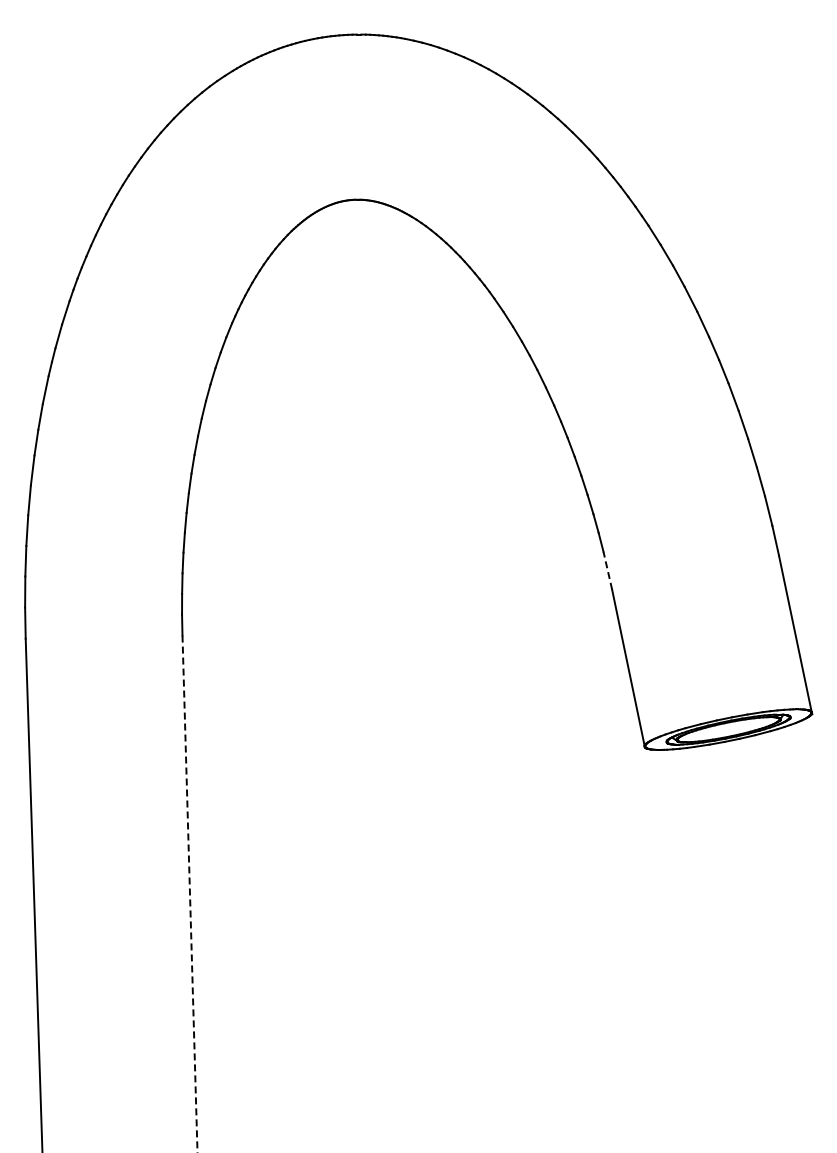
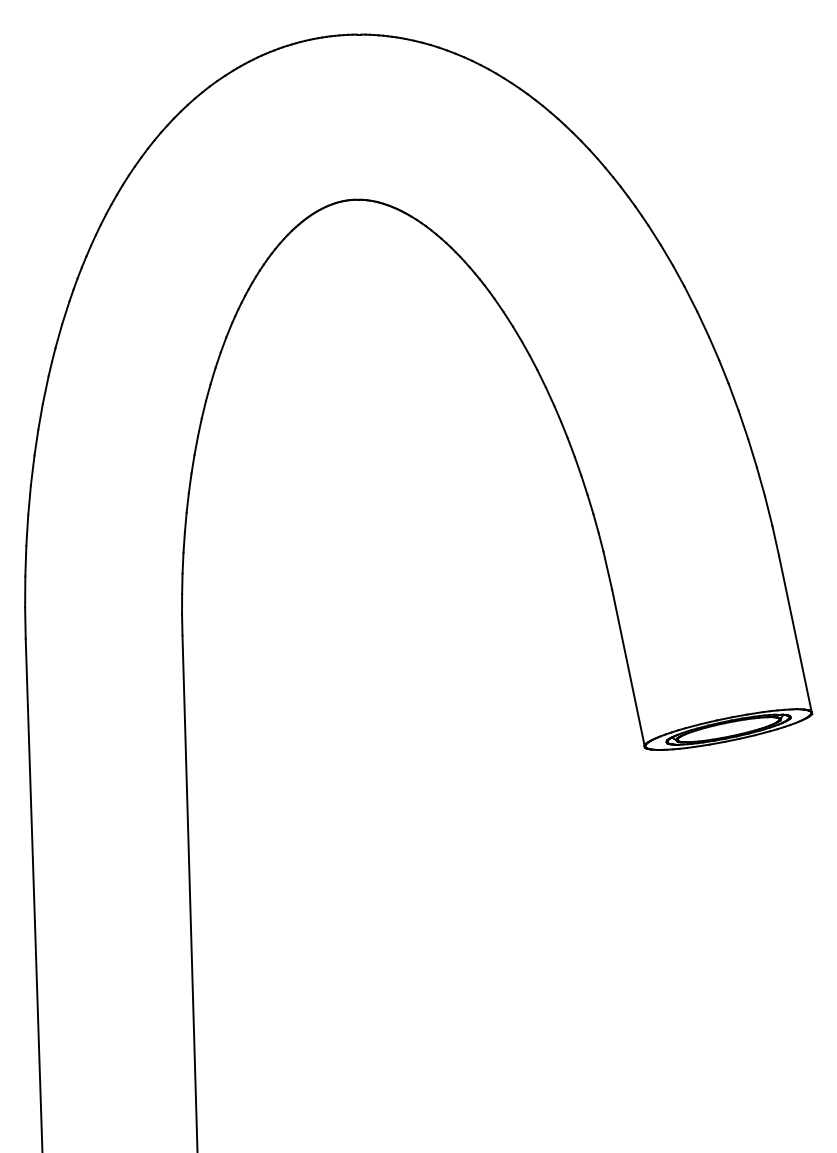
line: dashed -> solid (607, 570)
line: dashed -> solid (190, 894)
